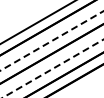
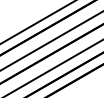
line: dashed -> solid (52, 40)
line: dashed -> solid (53, 68)
